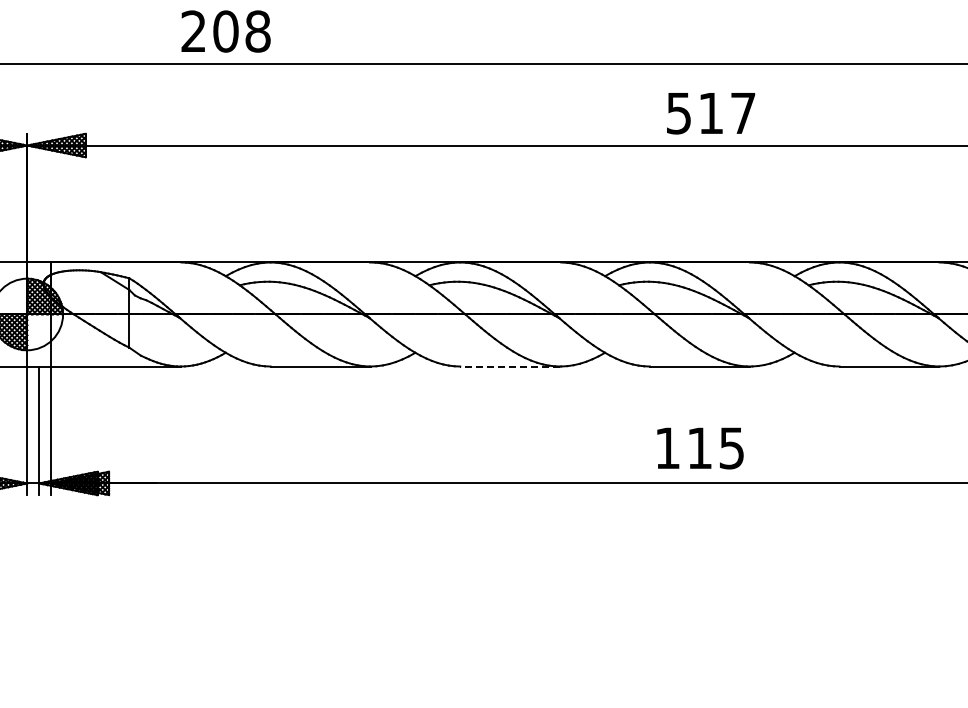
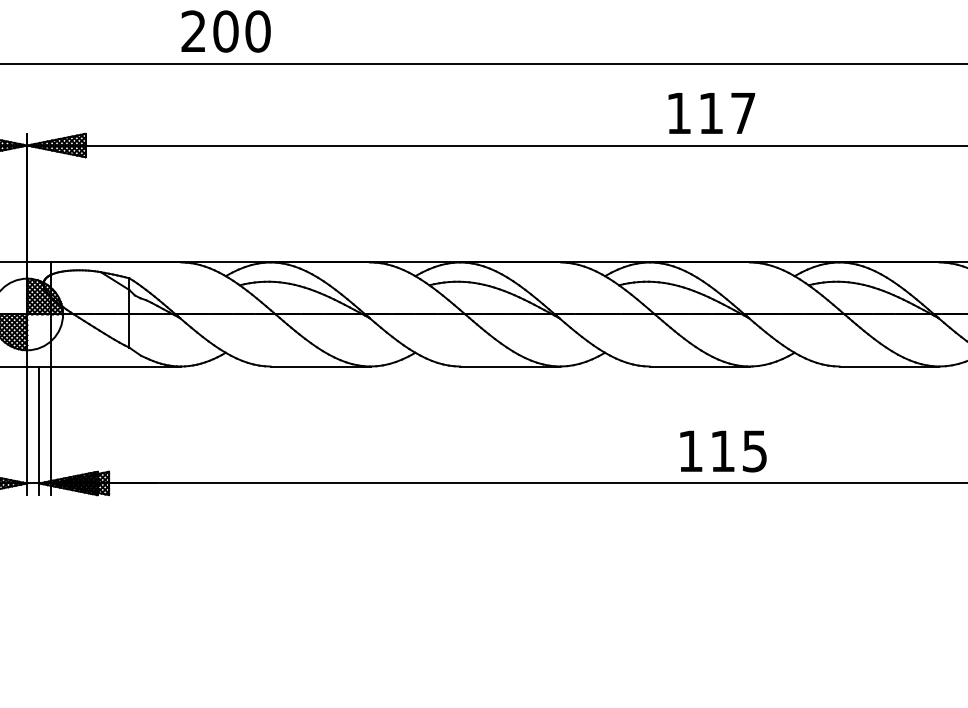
text: 208 -> 200 (257, 31)
text: 517 -> 117 (678, 113)
line: dashed -> solid (510, 366)
text position: (700, 448) -> (723, 451) (723, 451)
